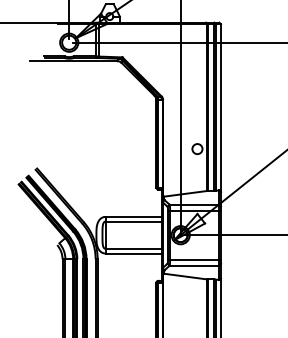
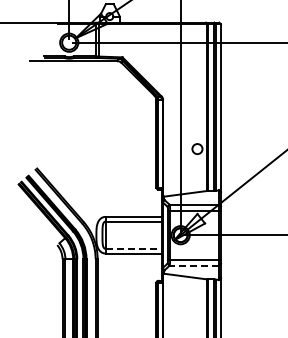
line: solid -> dashed (134, 248)
line: solid -> dashed (194, 265)
